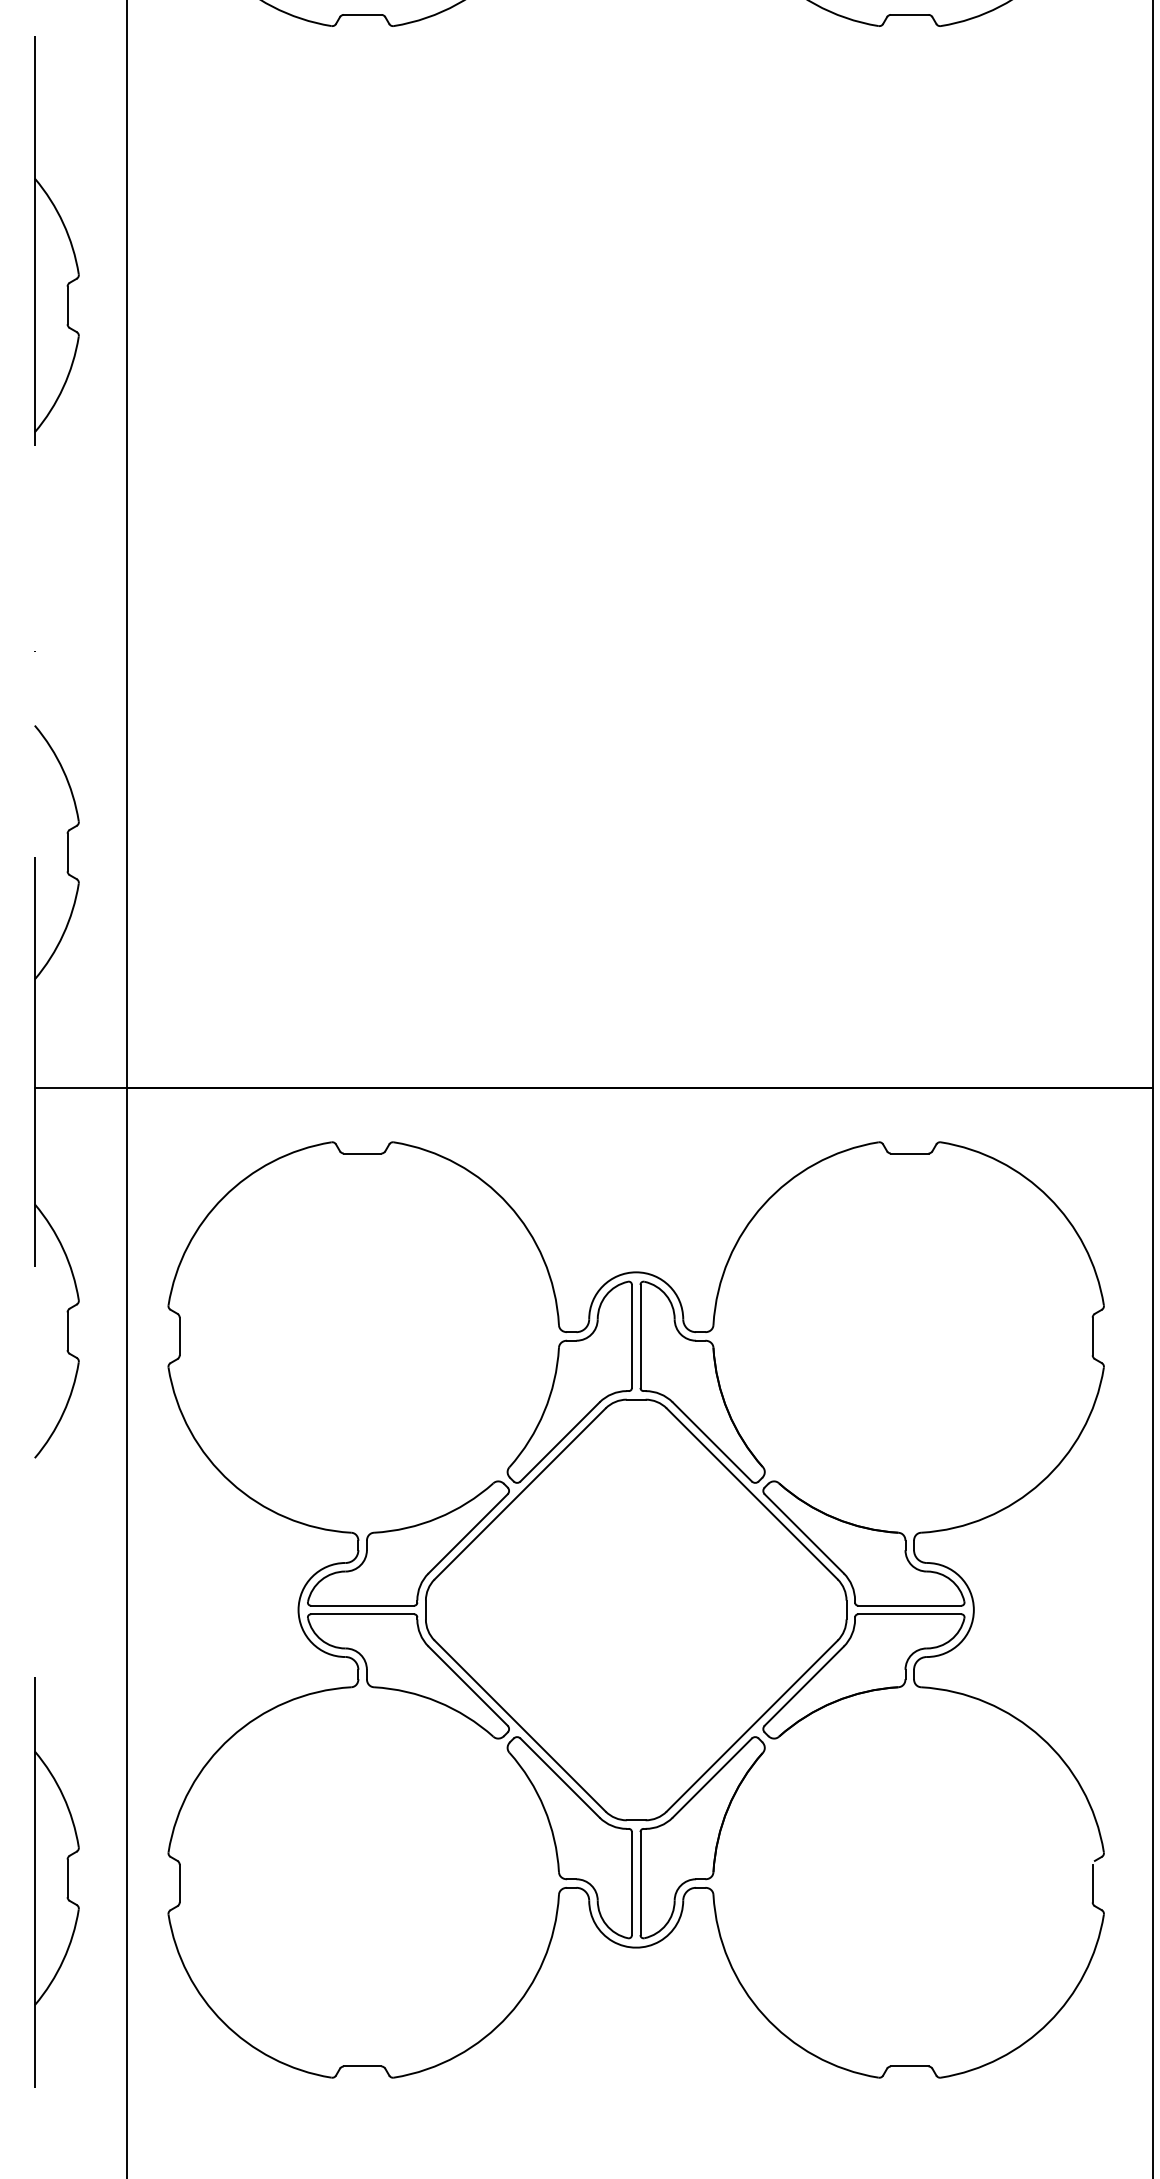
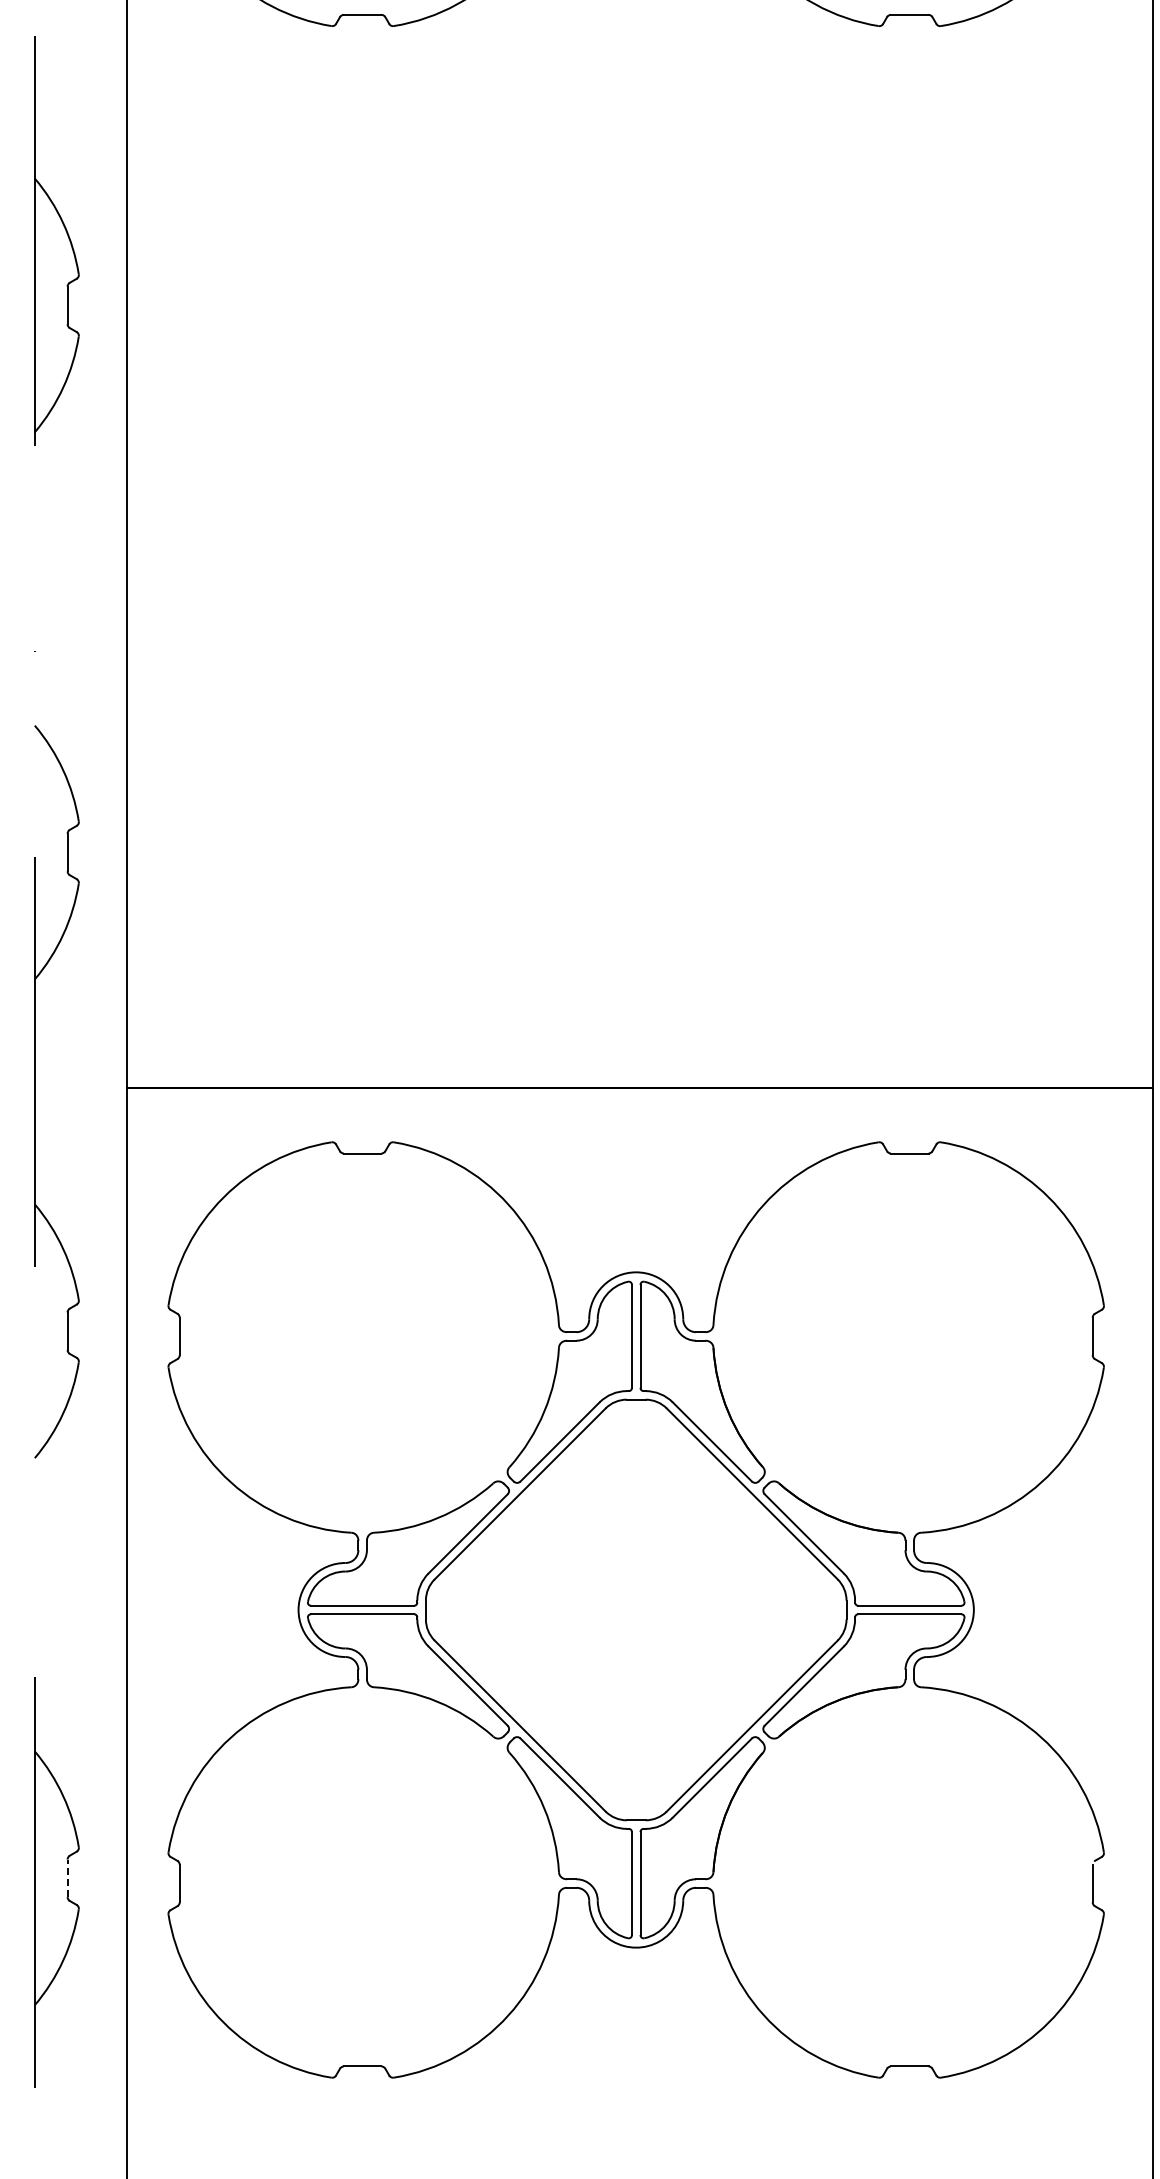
line: present -> none (80, 1087)
line: solid -> dashed (67, 1878)
